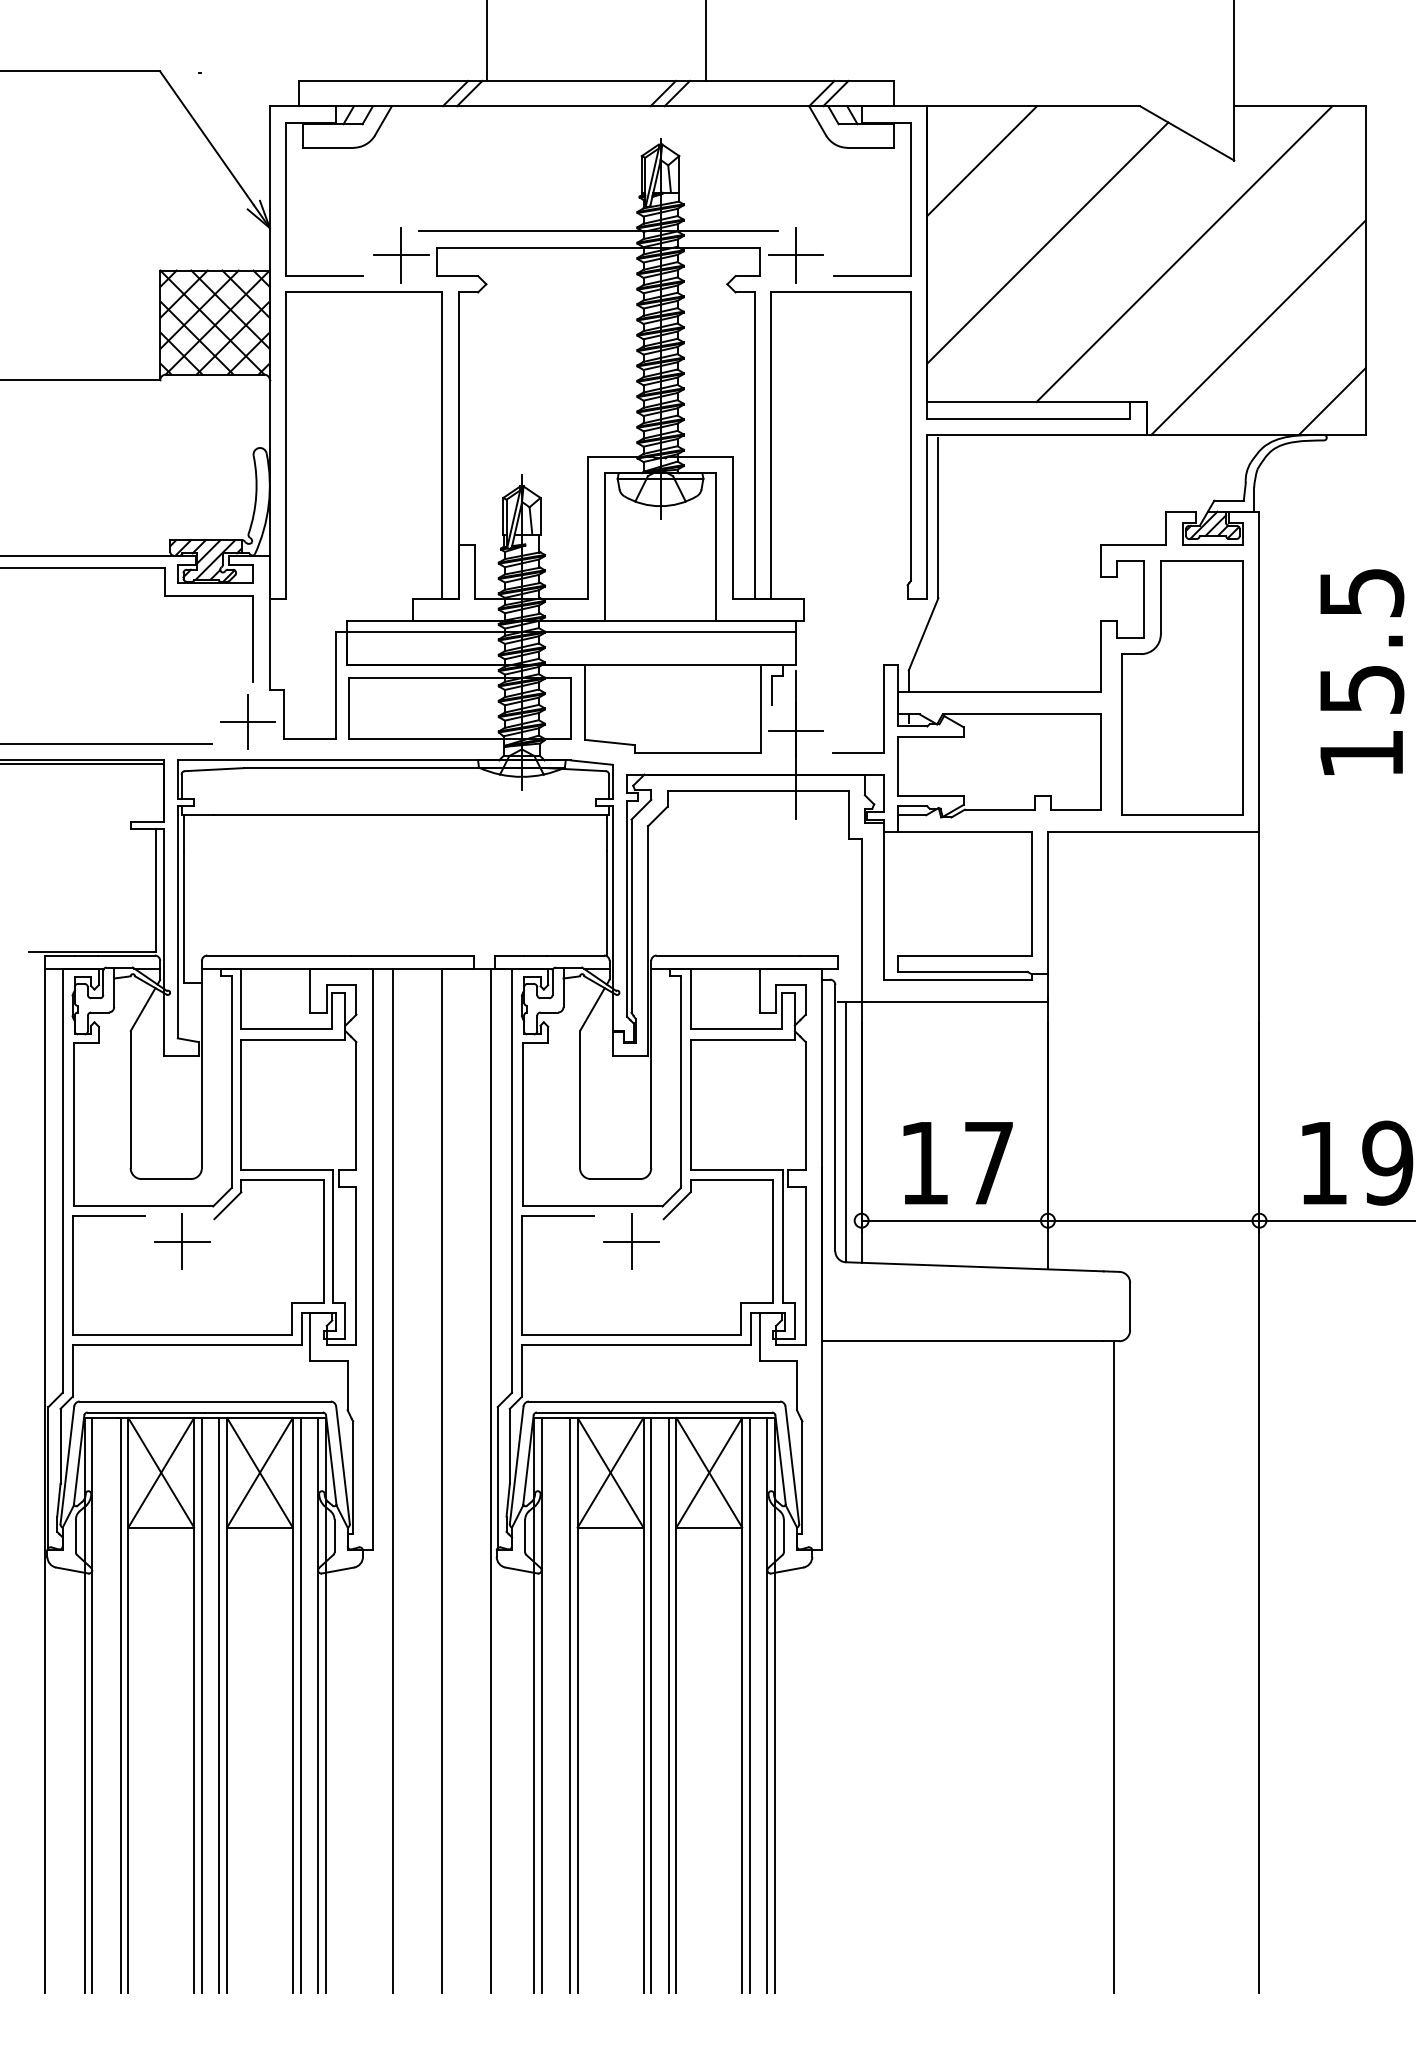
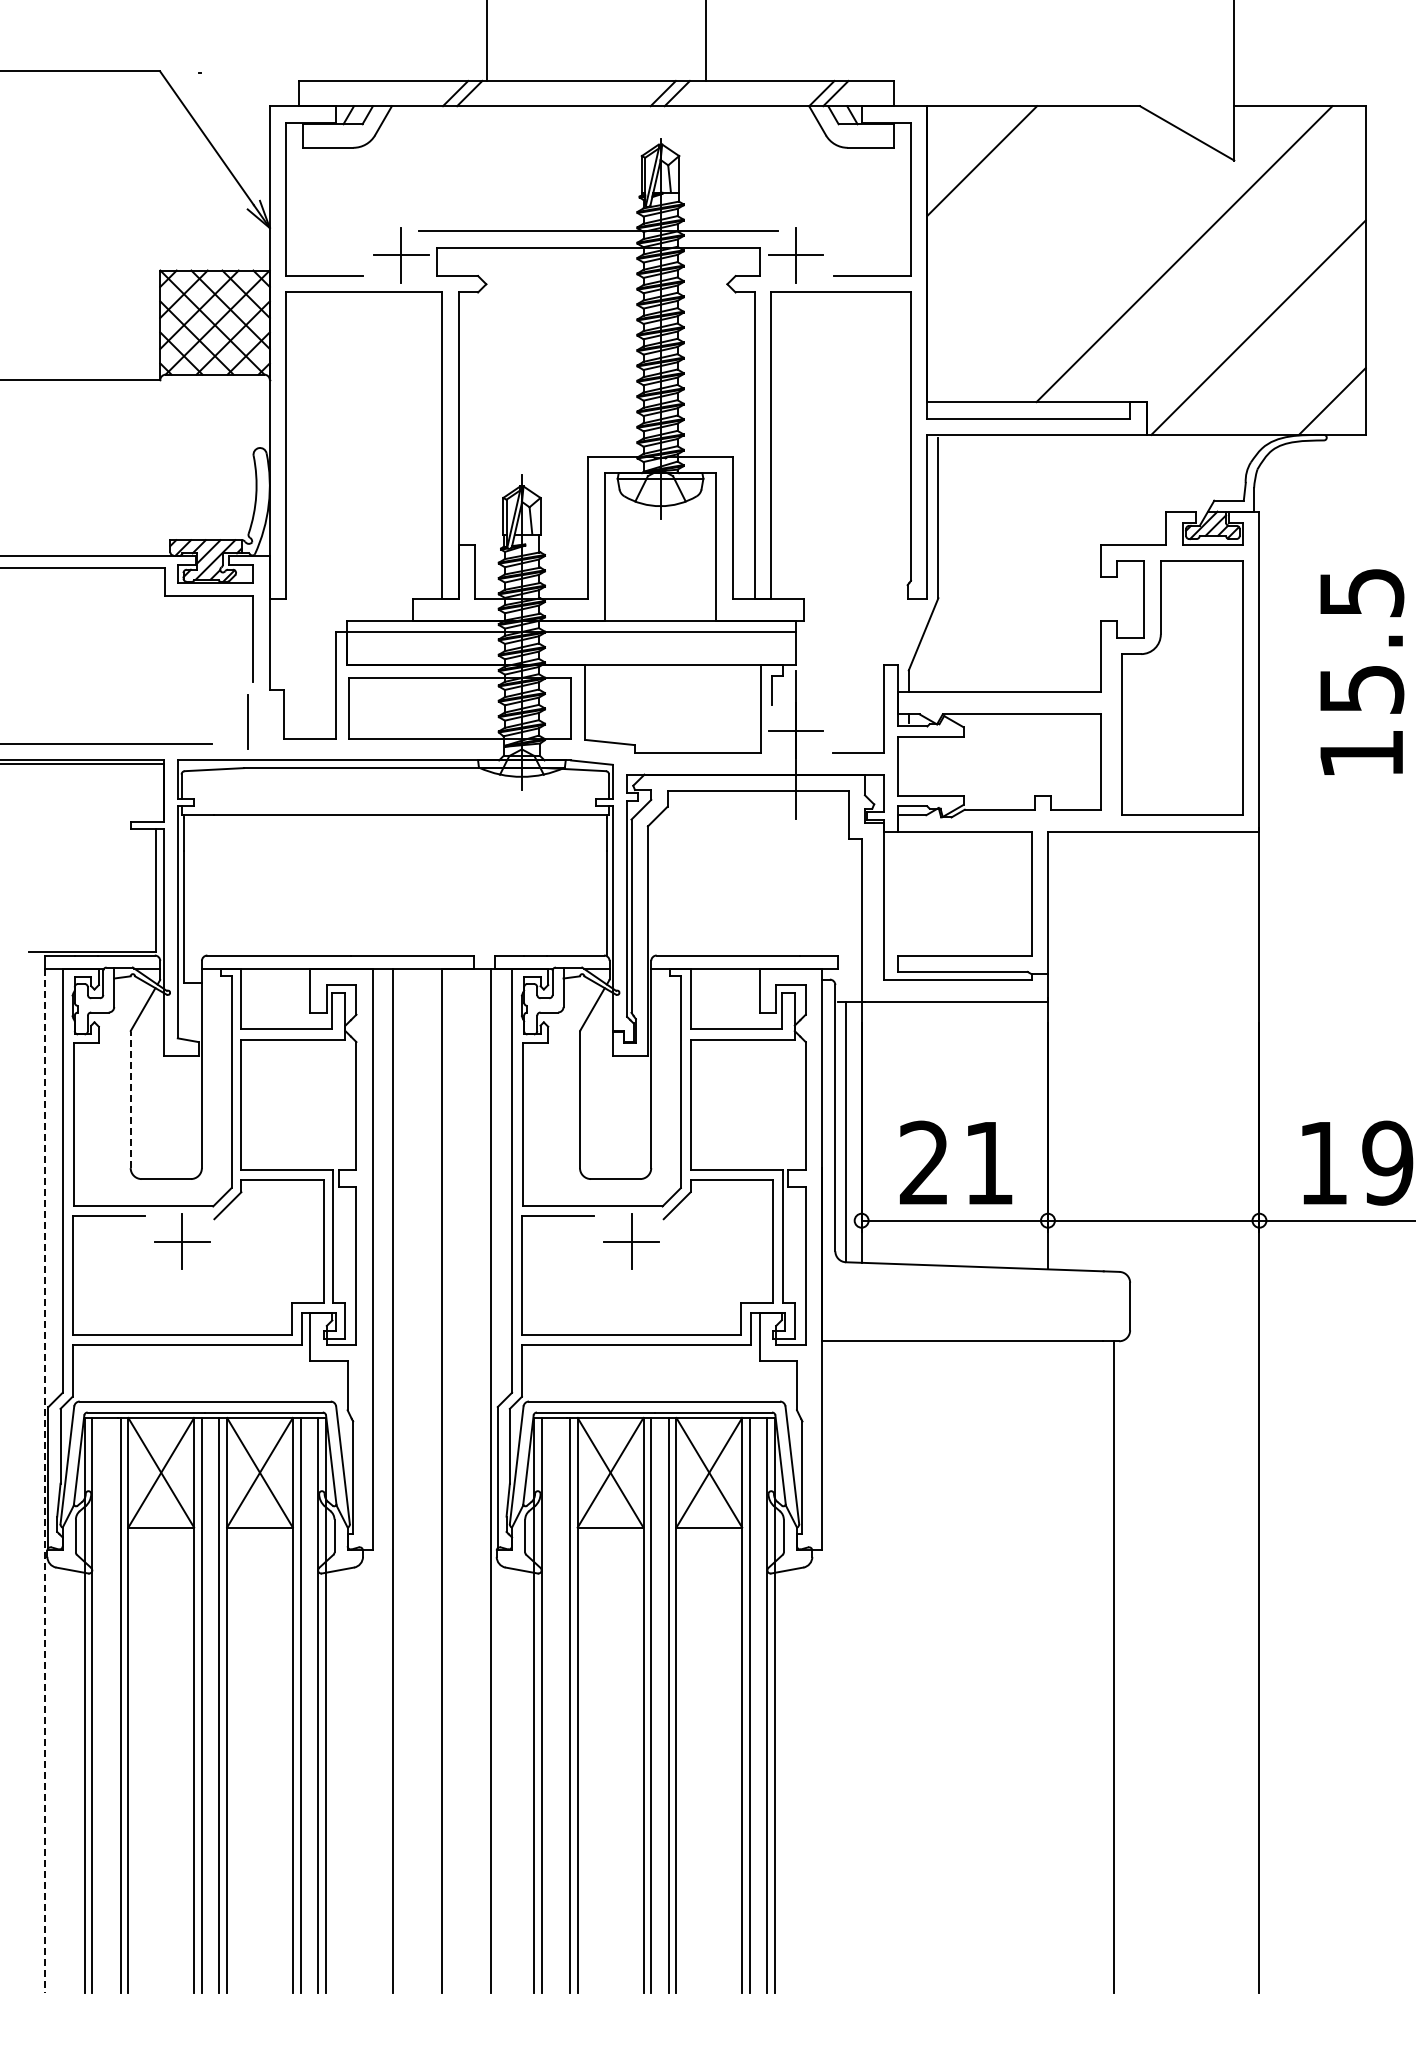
line: present -> none (1047, 242)
line: present -> none (247, 722)
line: solid -> dashed (130, 1099)
text: 17 -> 21 (955, 1162)
line: solid -> dashed (45, 1481)
